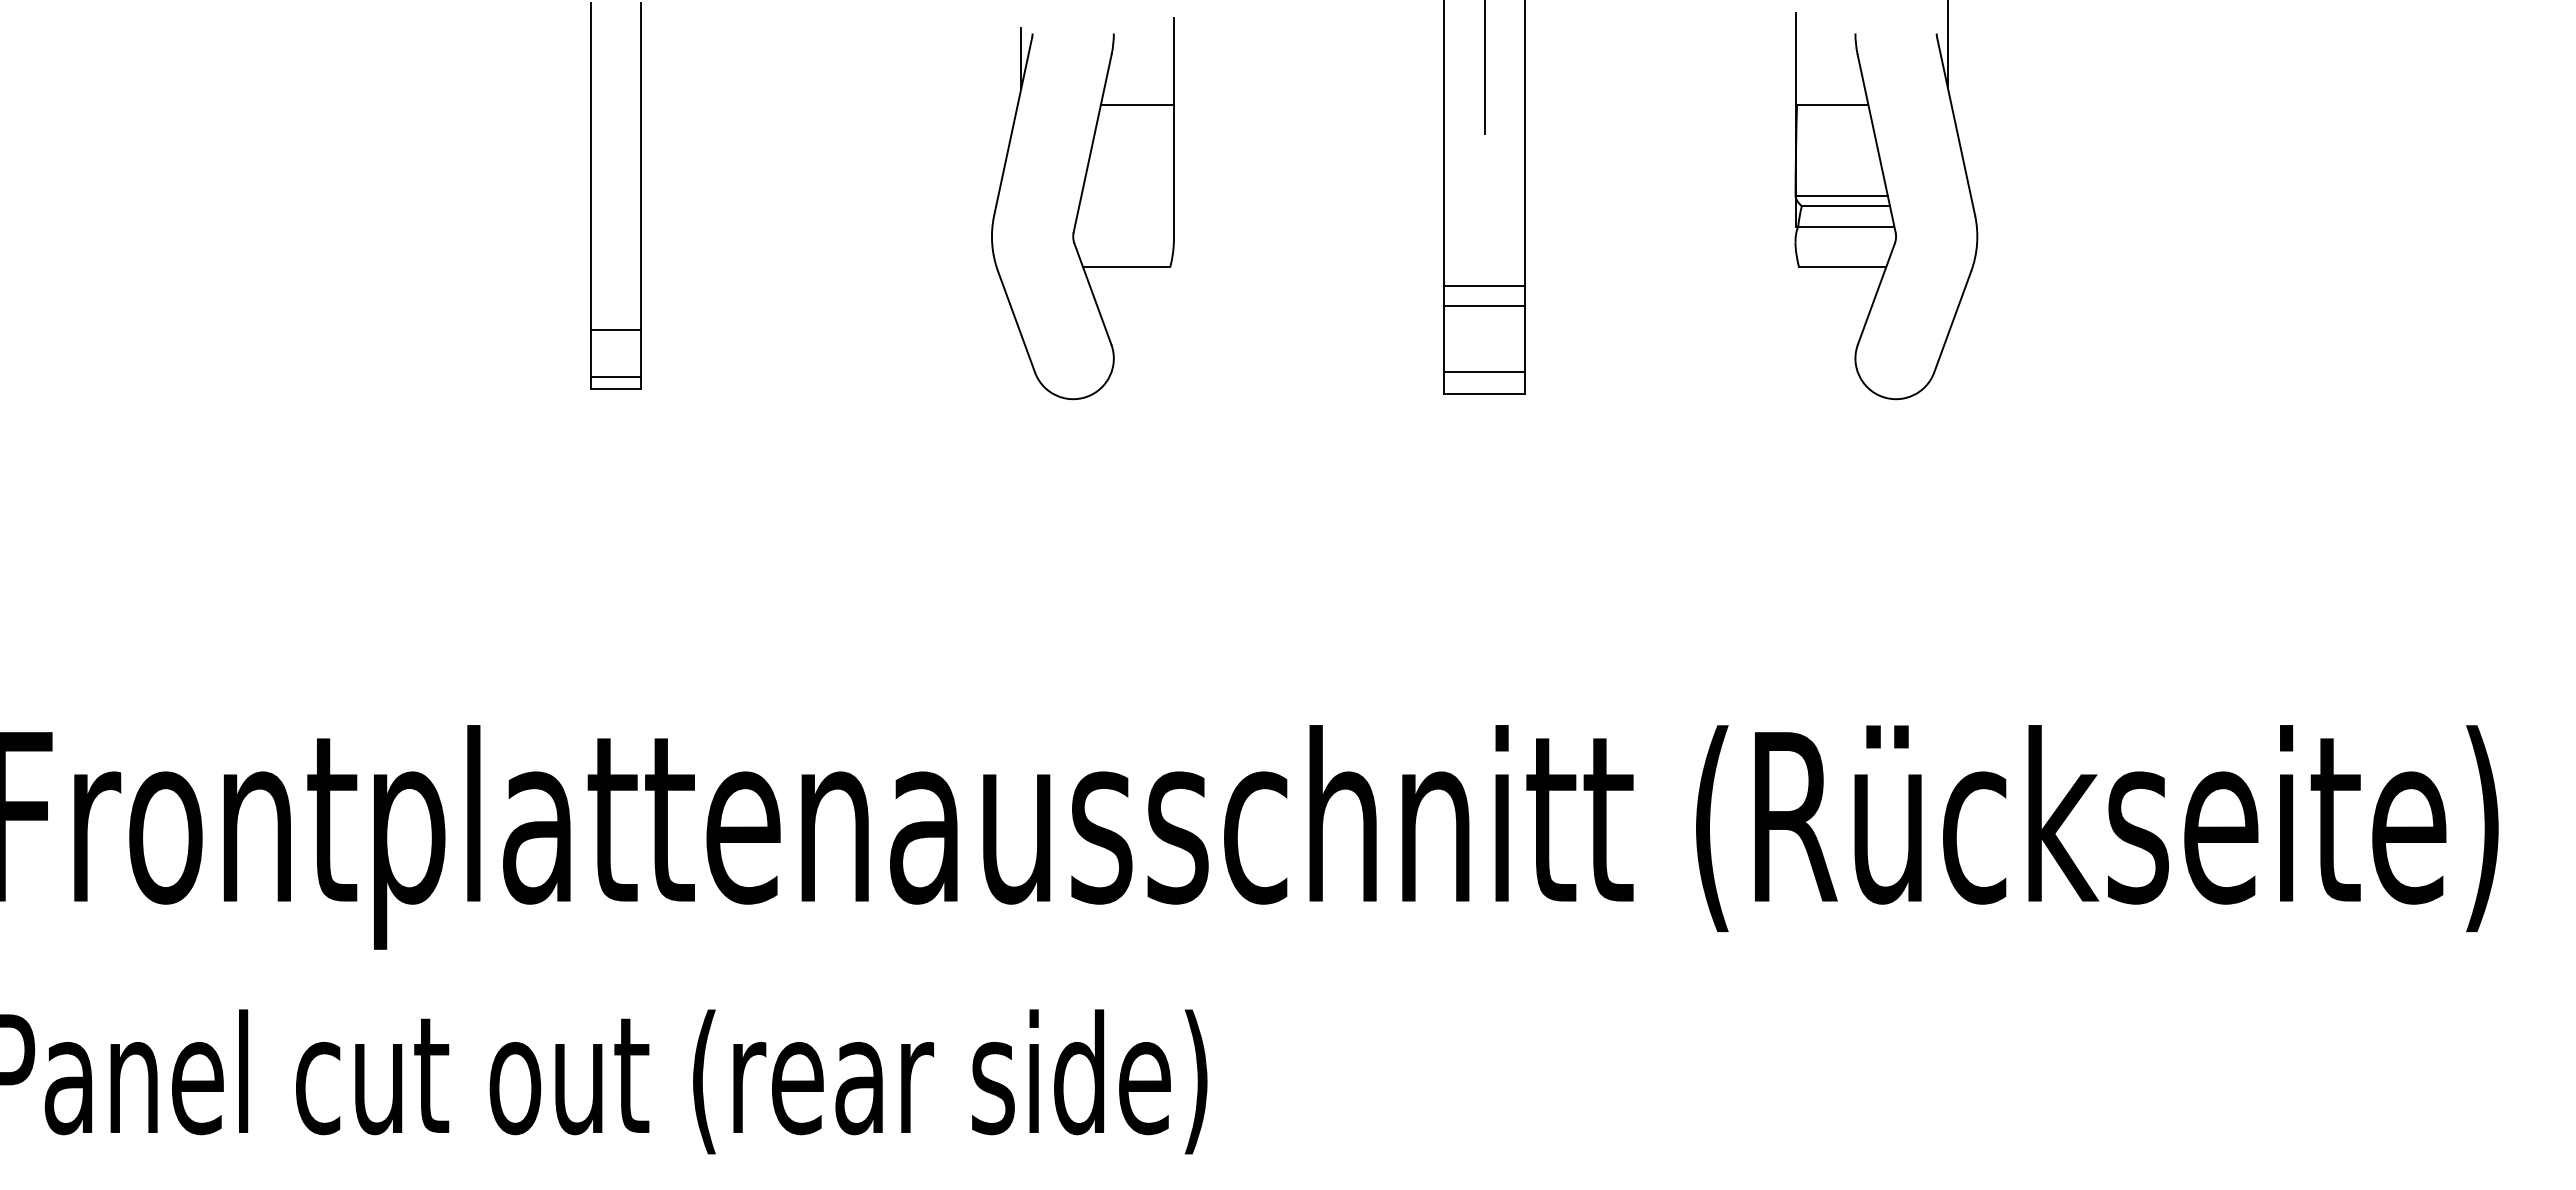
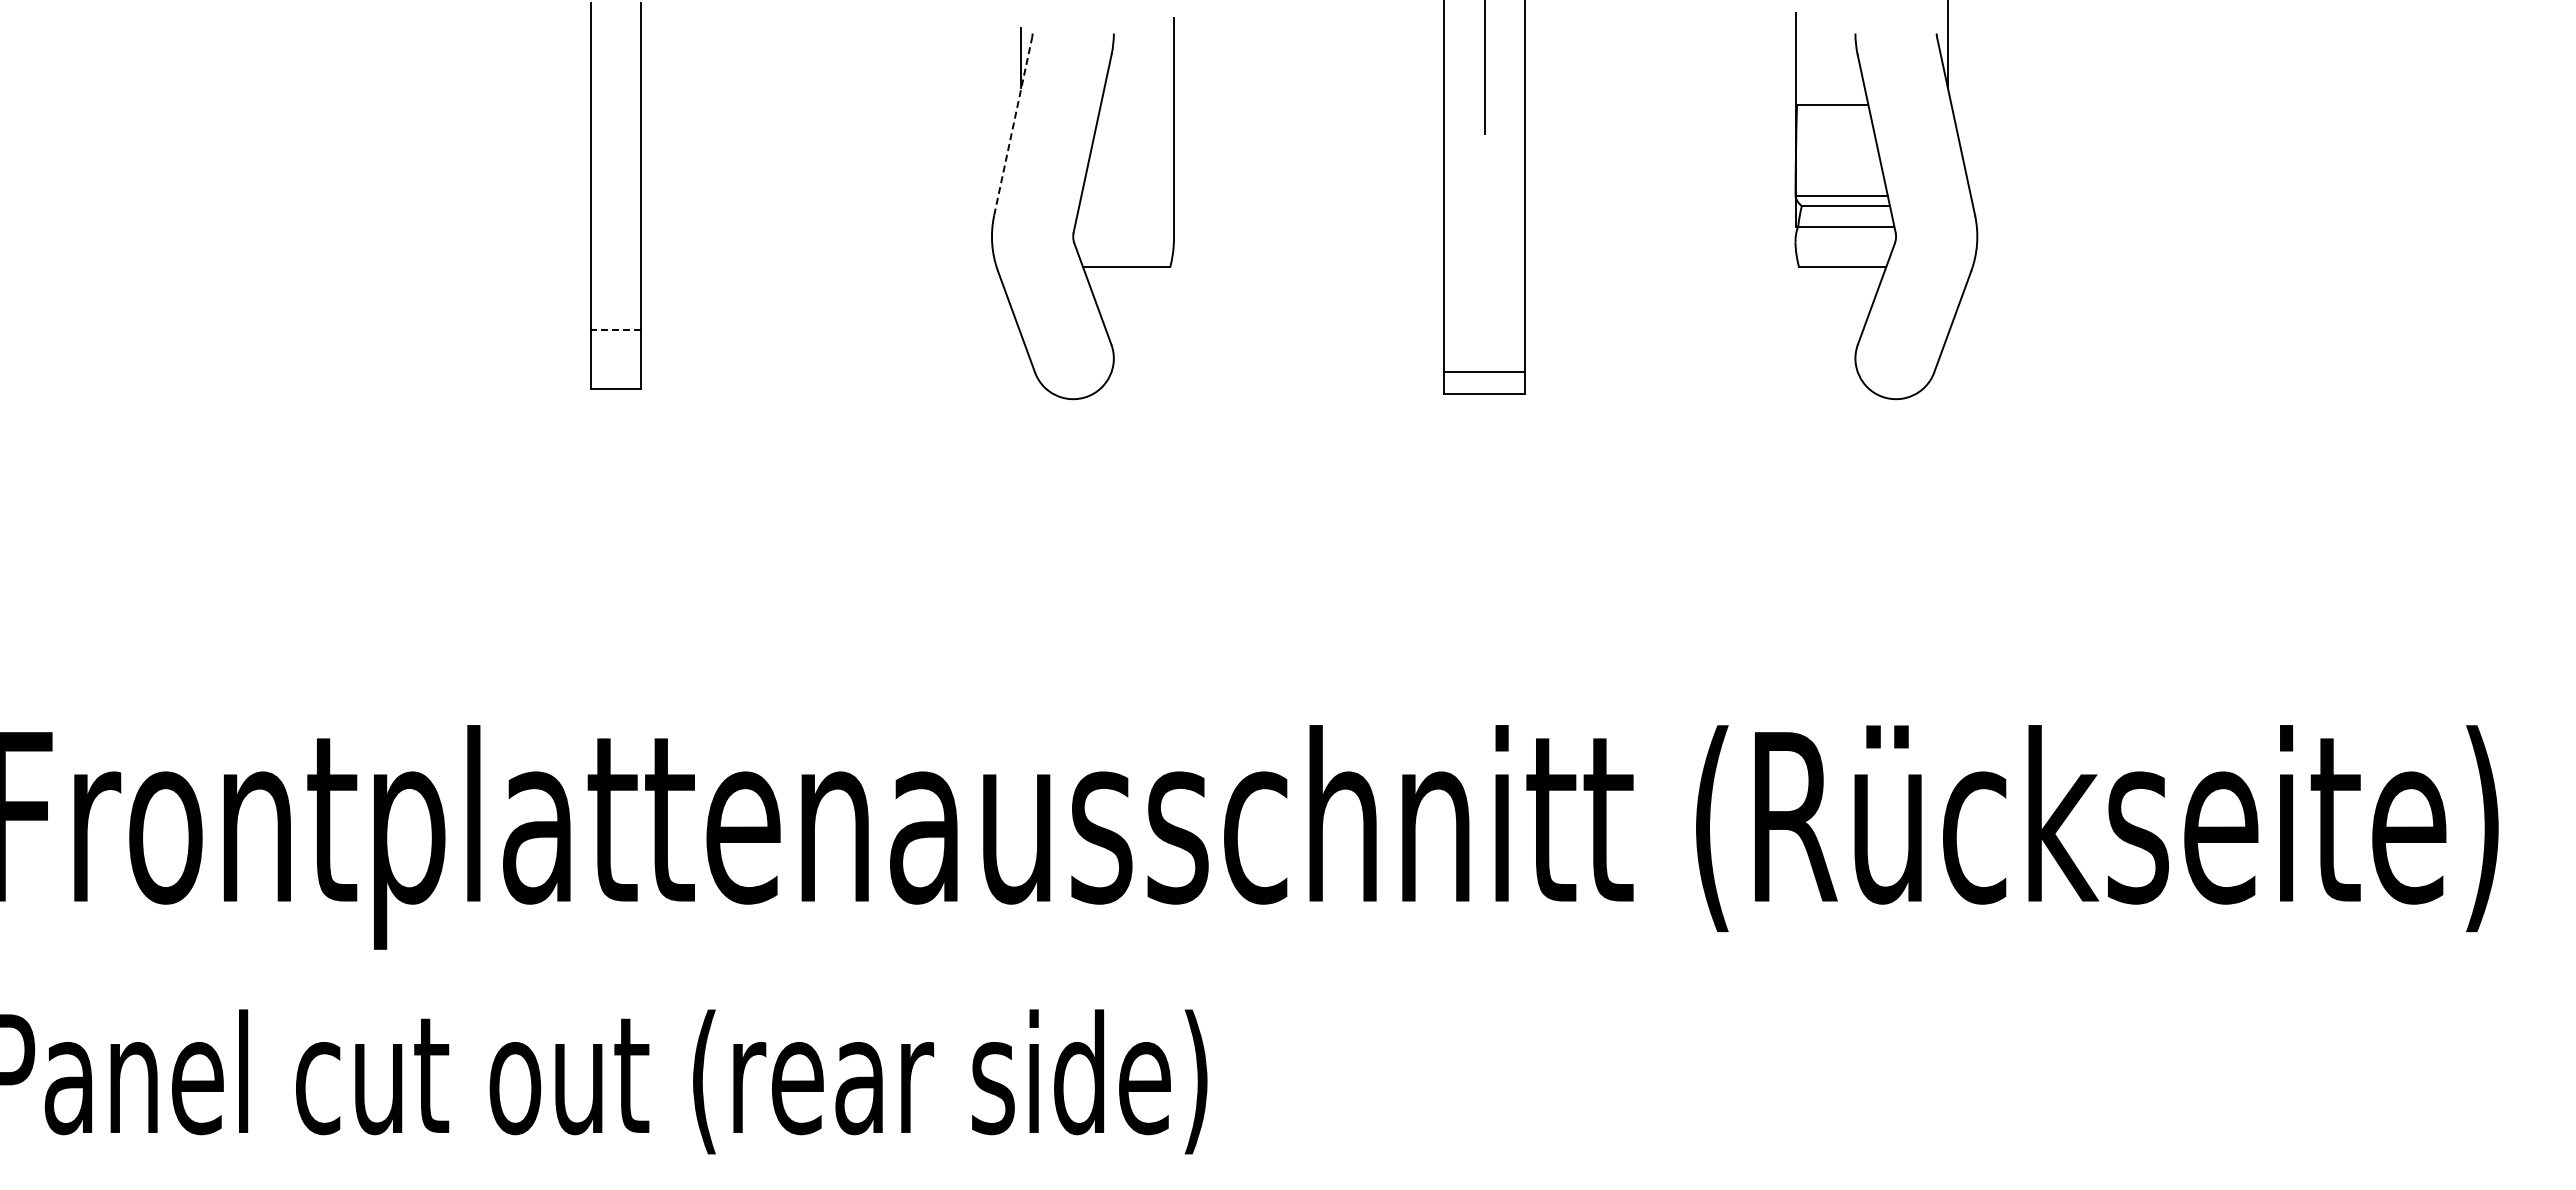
line: present -> none (1136, 104)
line: solid -> dashed (1013, 126)
line: present -> none (1484, 285)
line: present -> none (1484, 305)
line: solid -> dashed (615, 329)
line: present -> none (615, 377)
